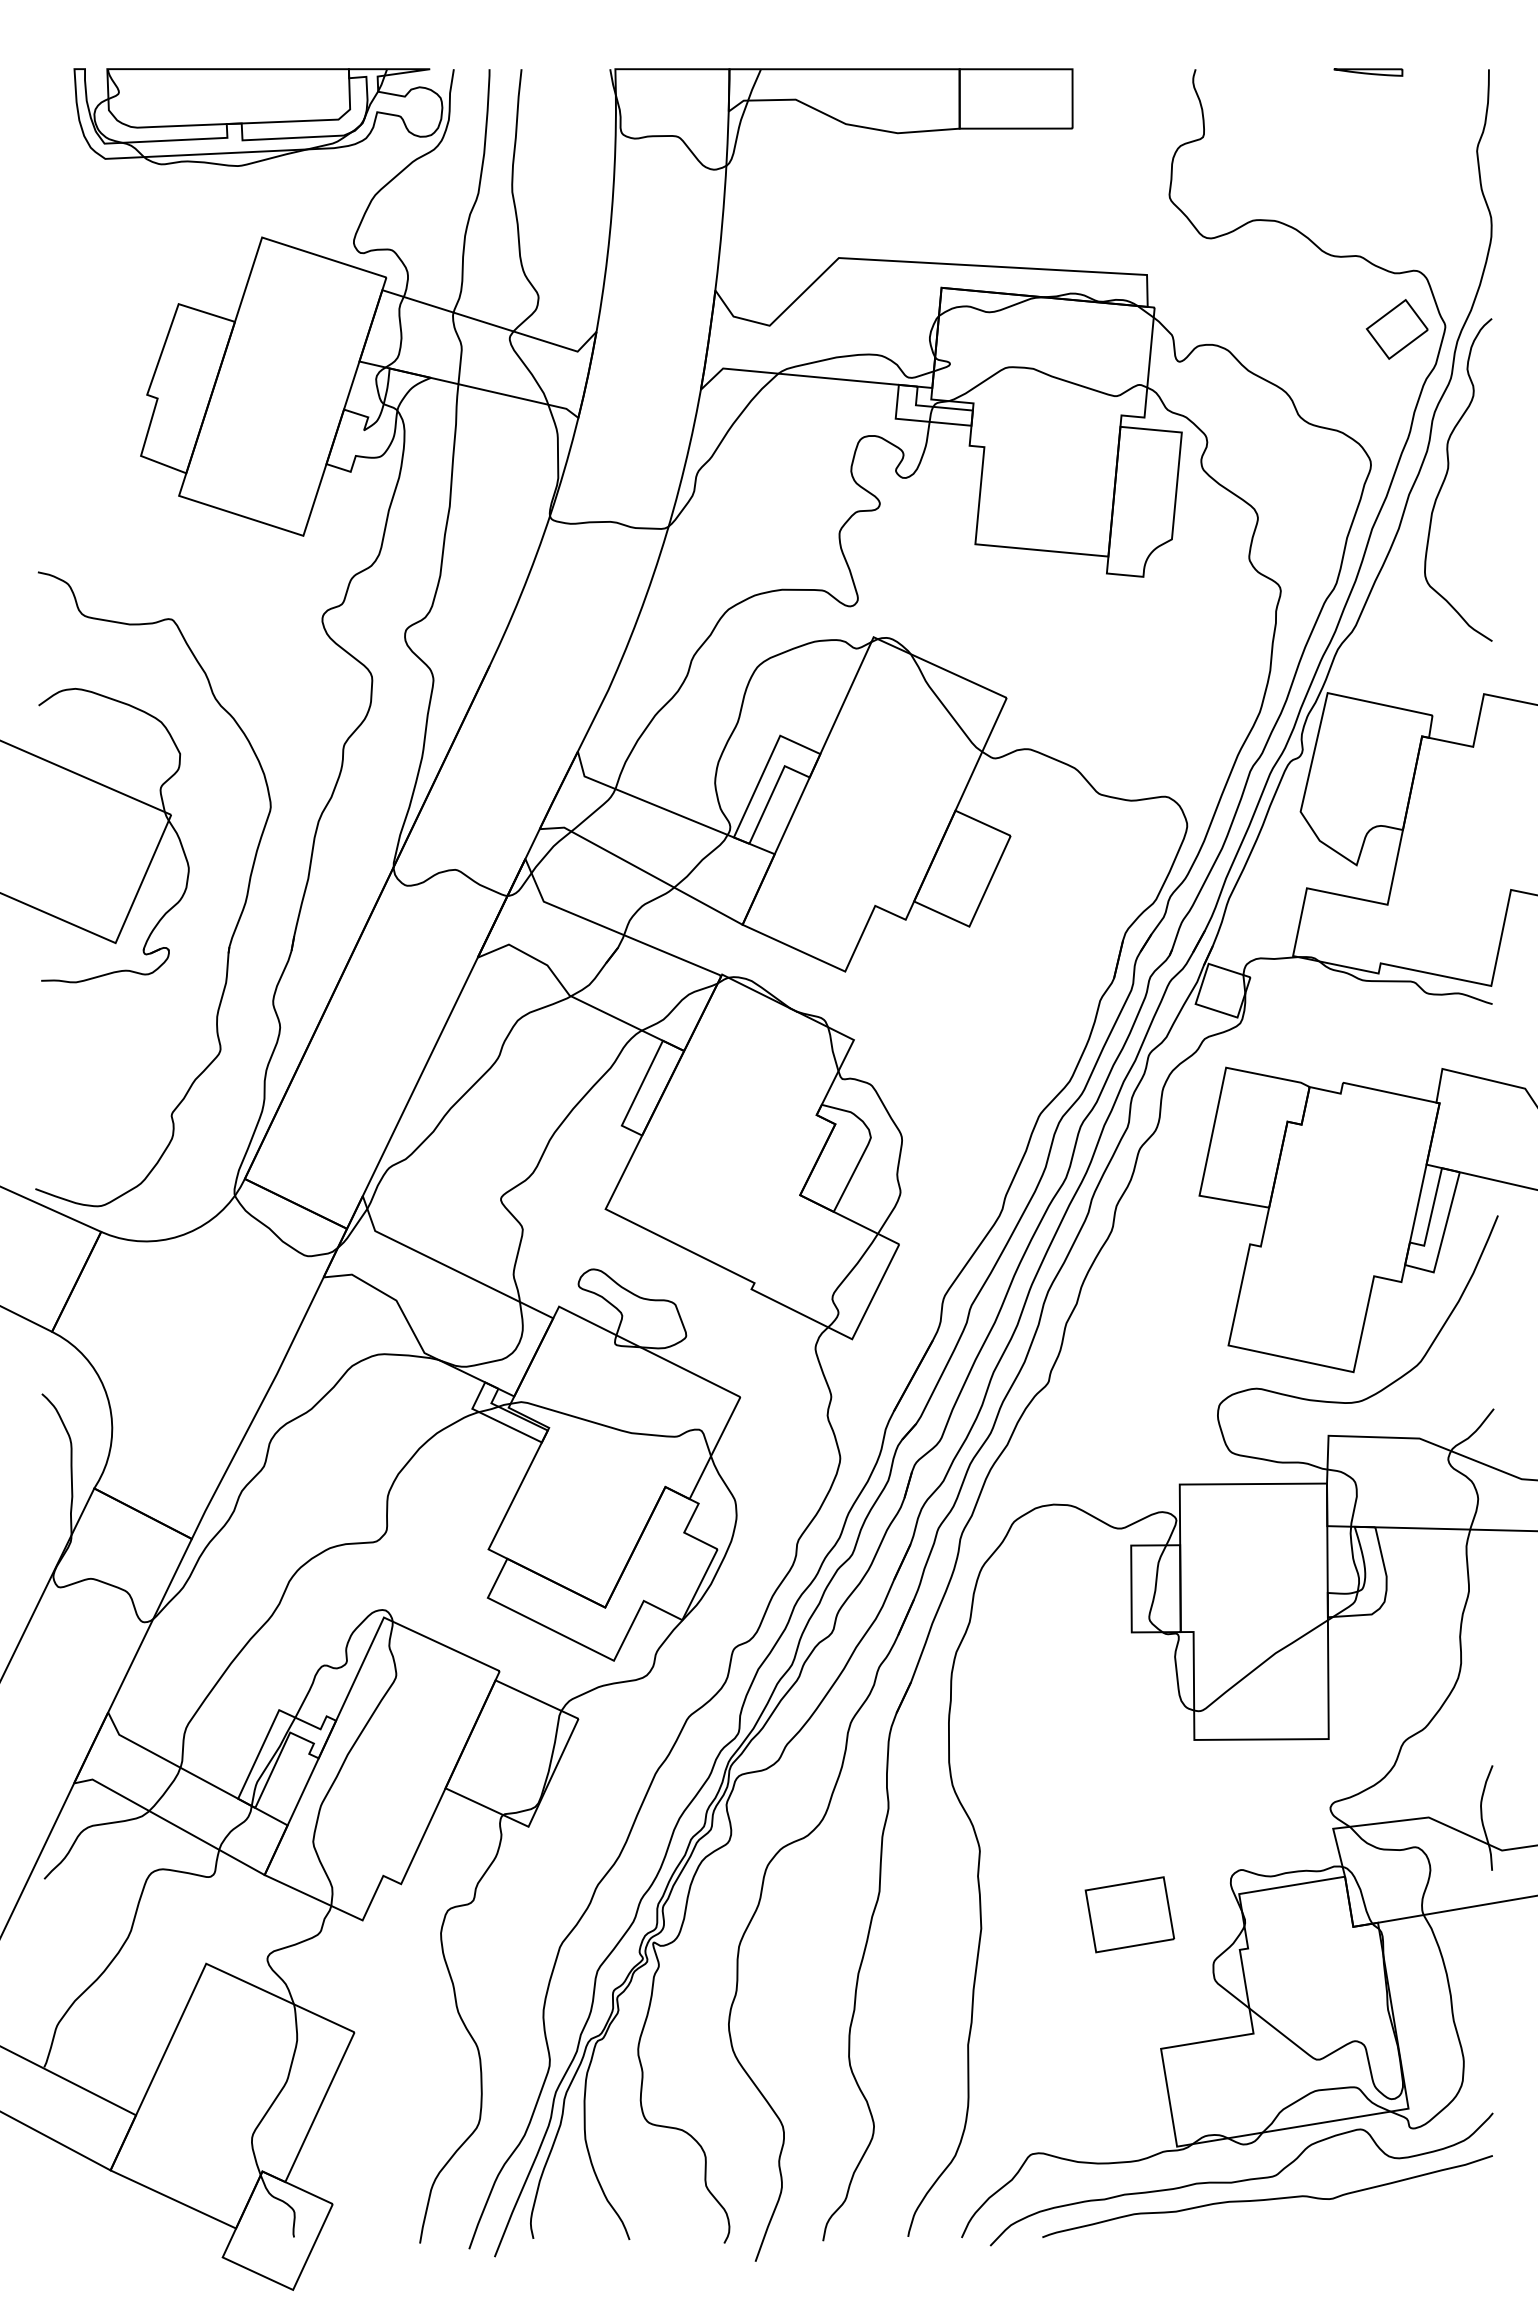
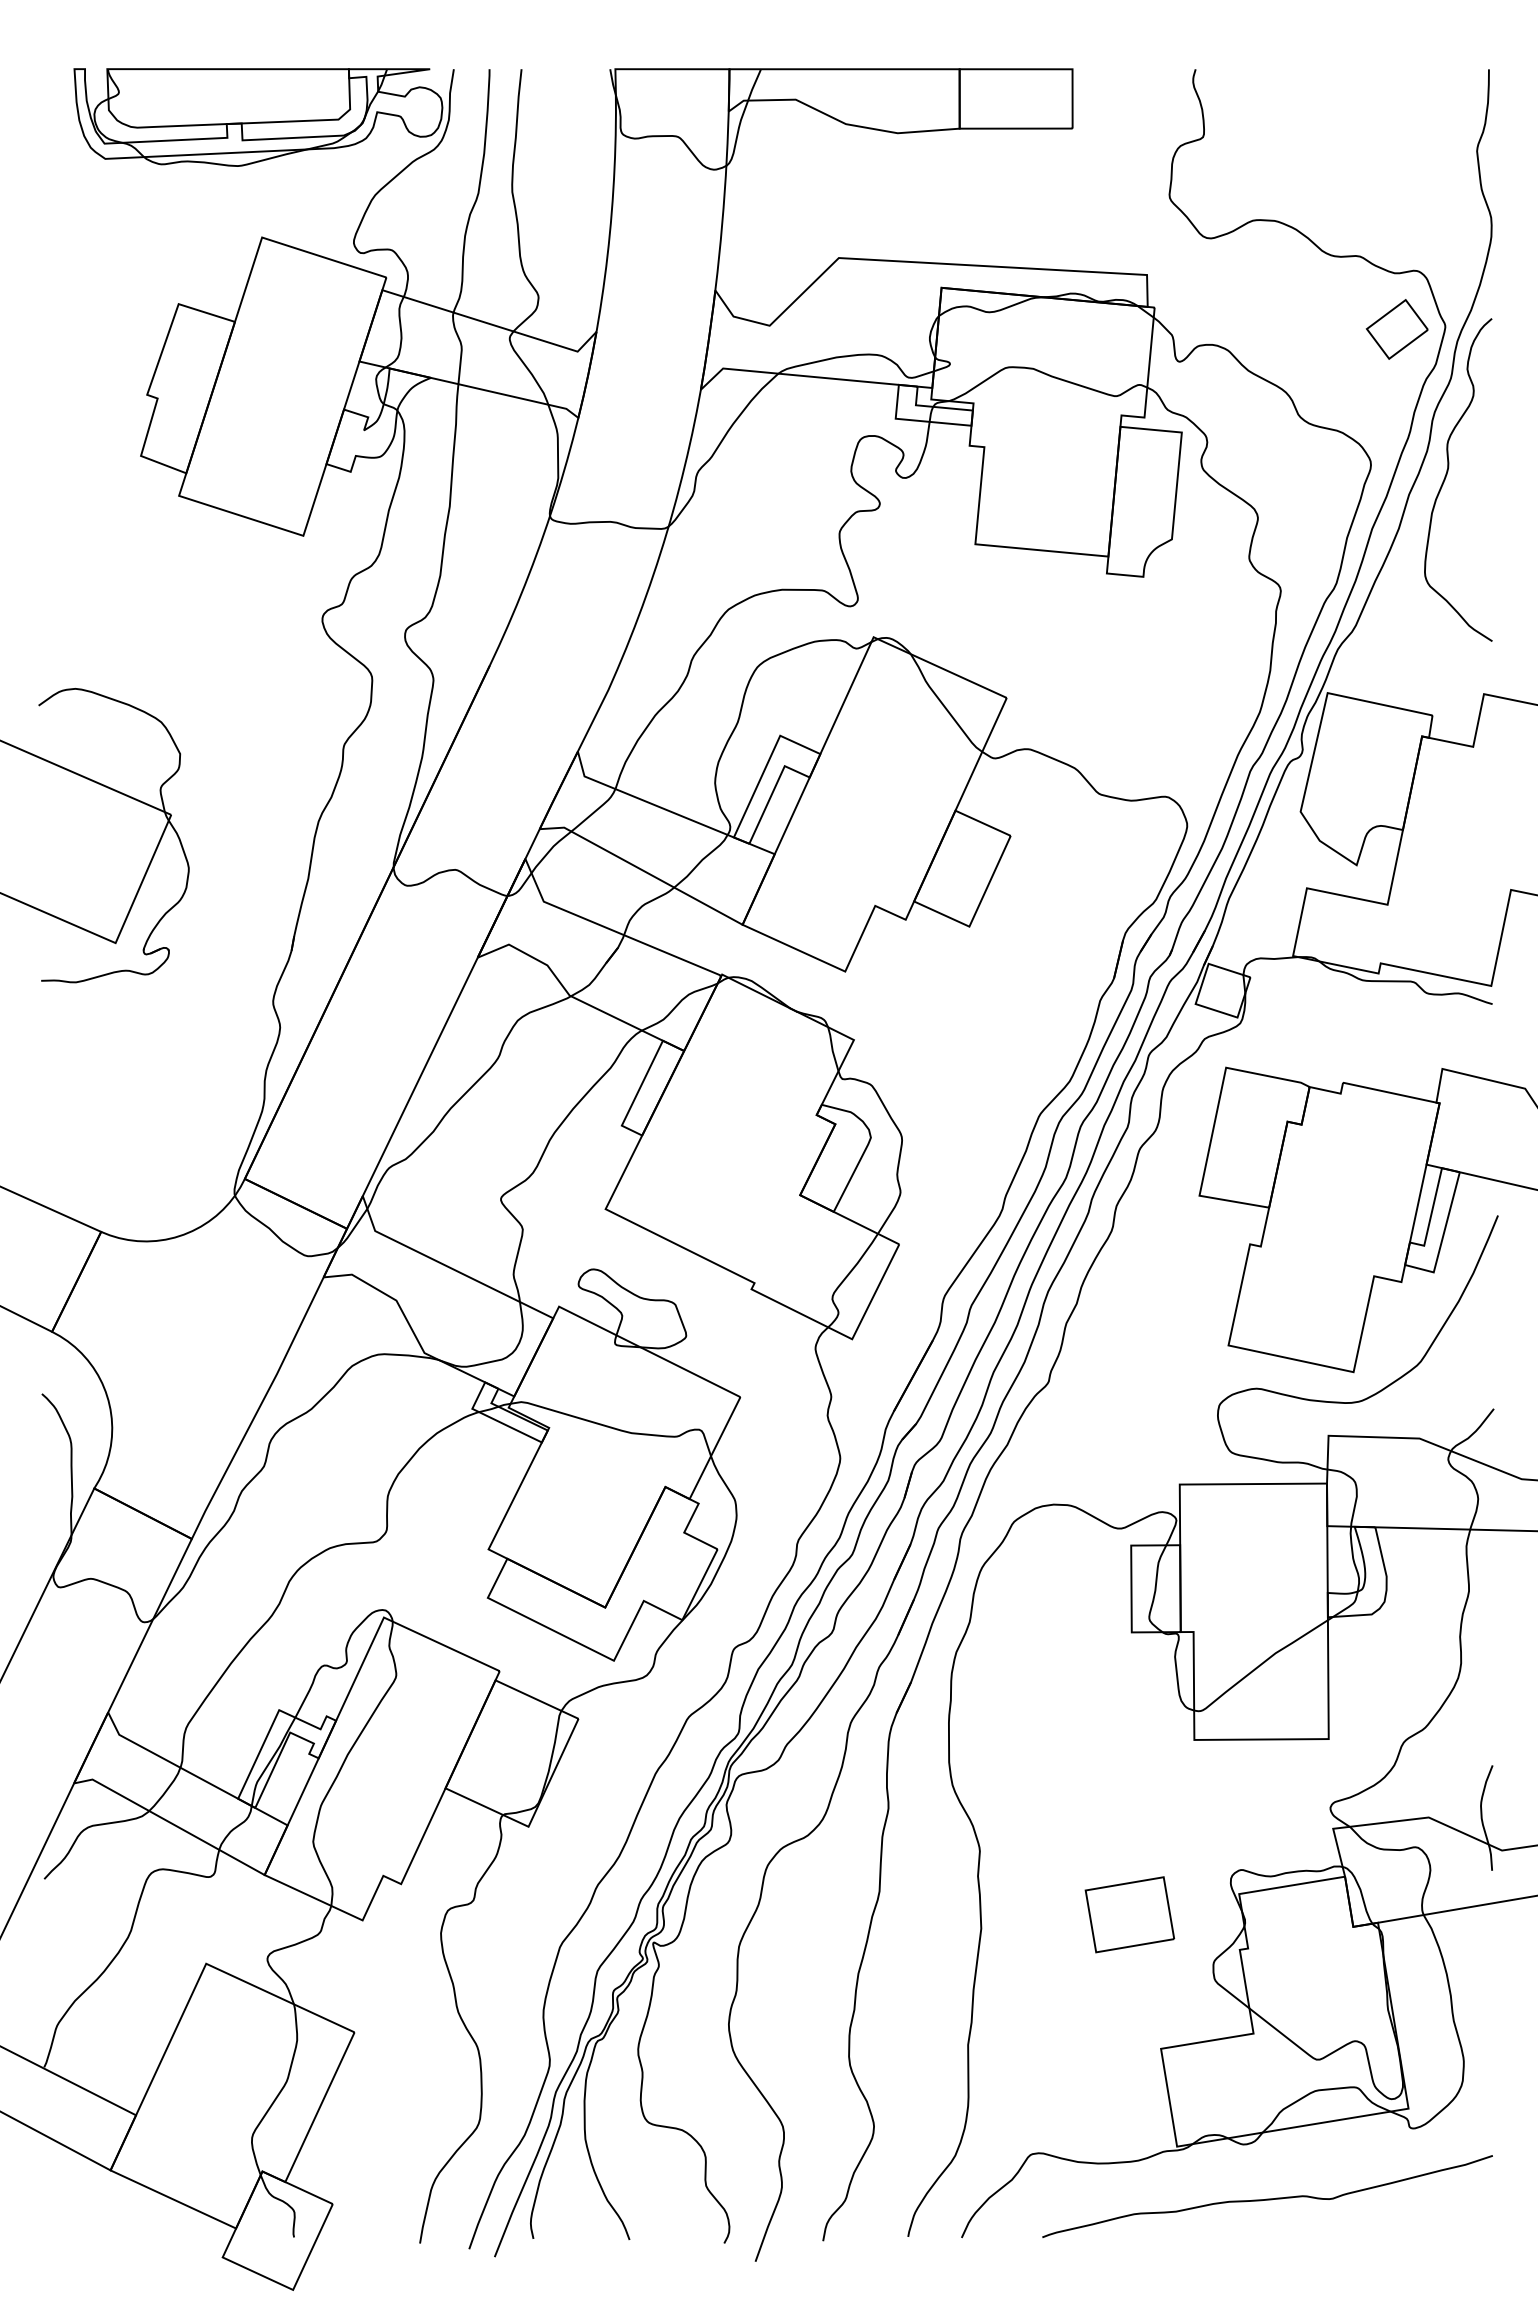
part: present -> none (1368, 72)
part: present -> none (236, 923)
curve: present -> none (1242, 2179)
